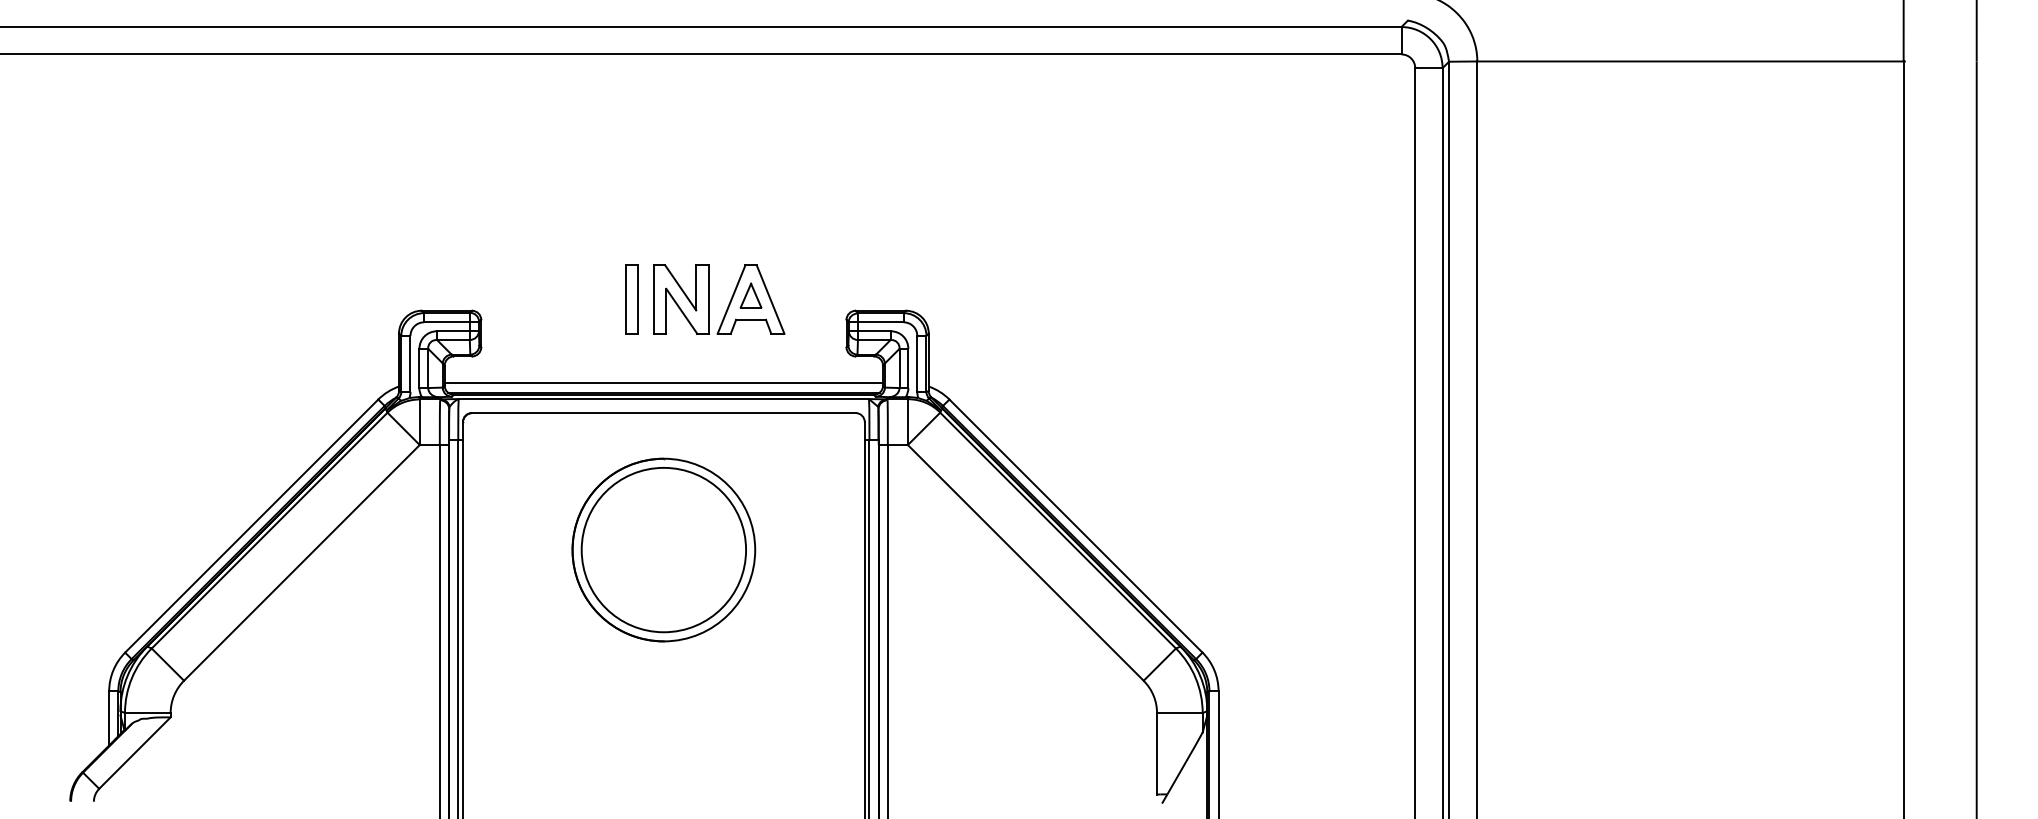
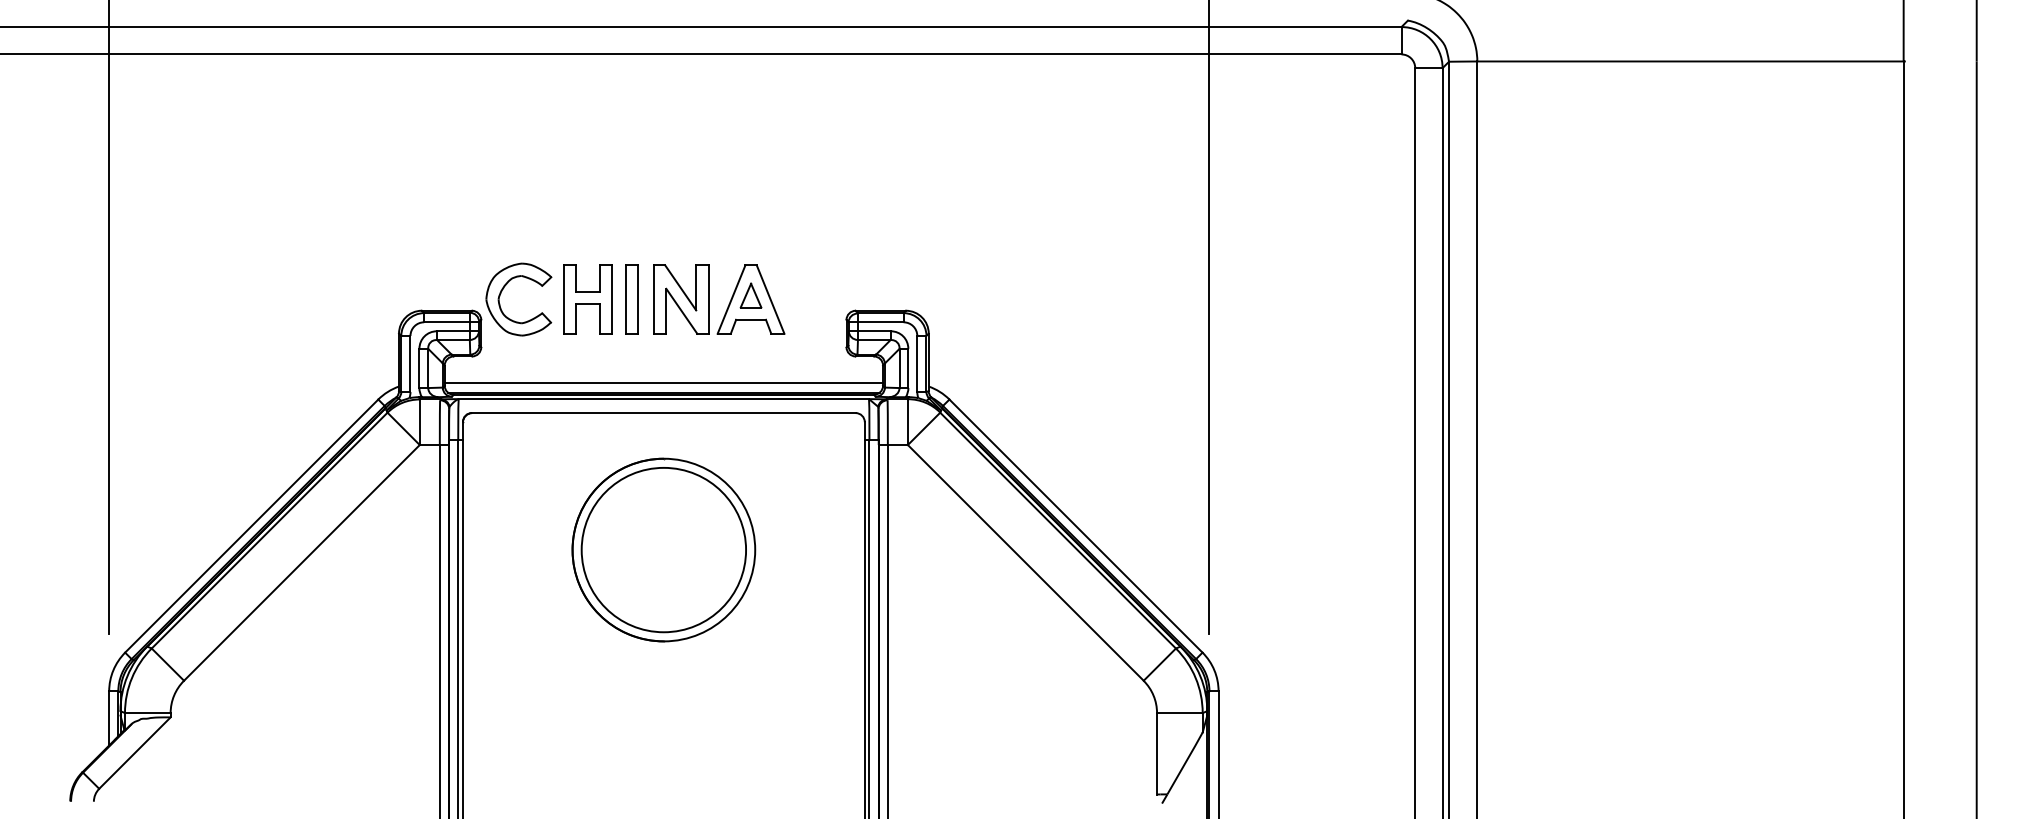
part: none -> present (504, 288)
part: none -> present (587, 299)
line: none -> present (109, 318)
line: none -> present (1209, 318)
